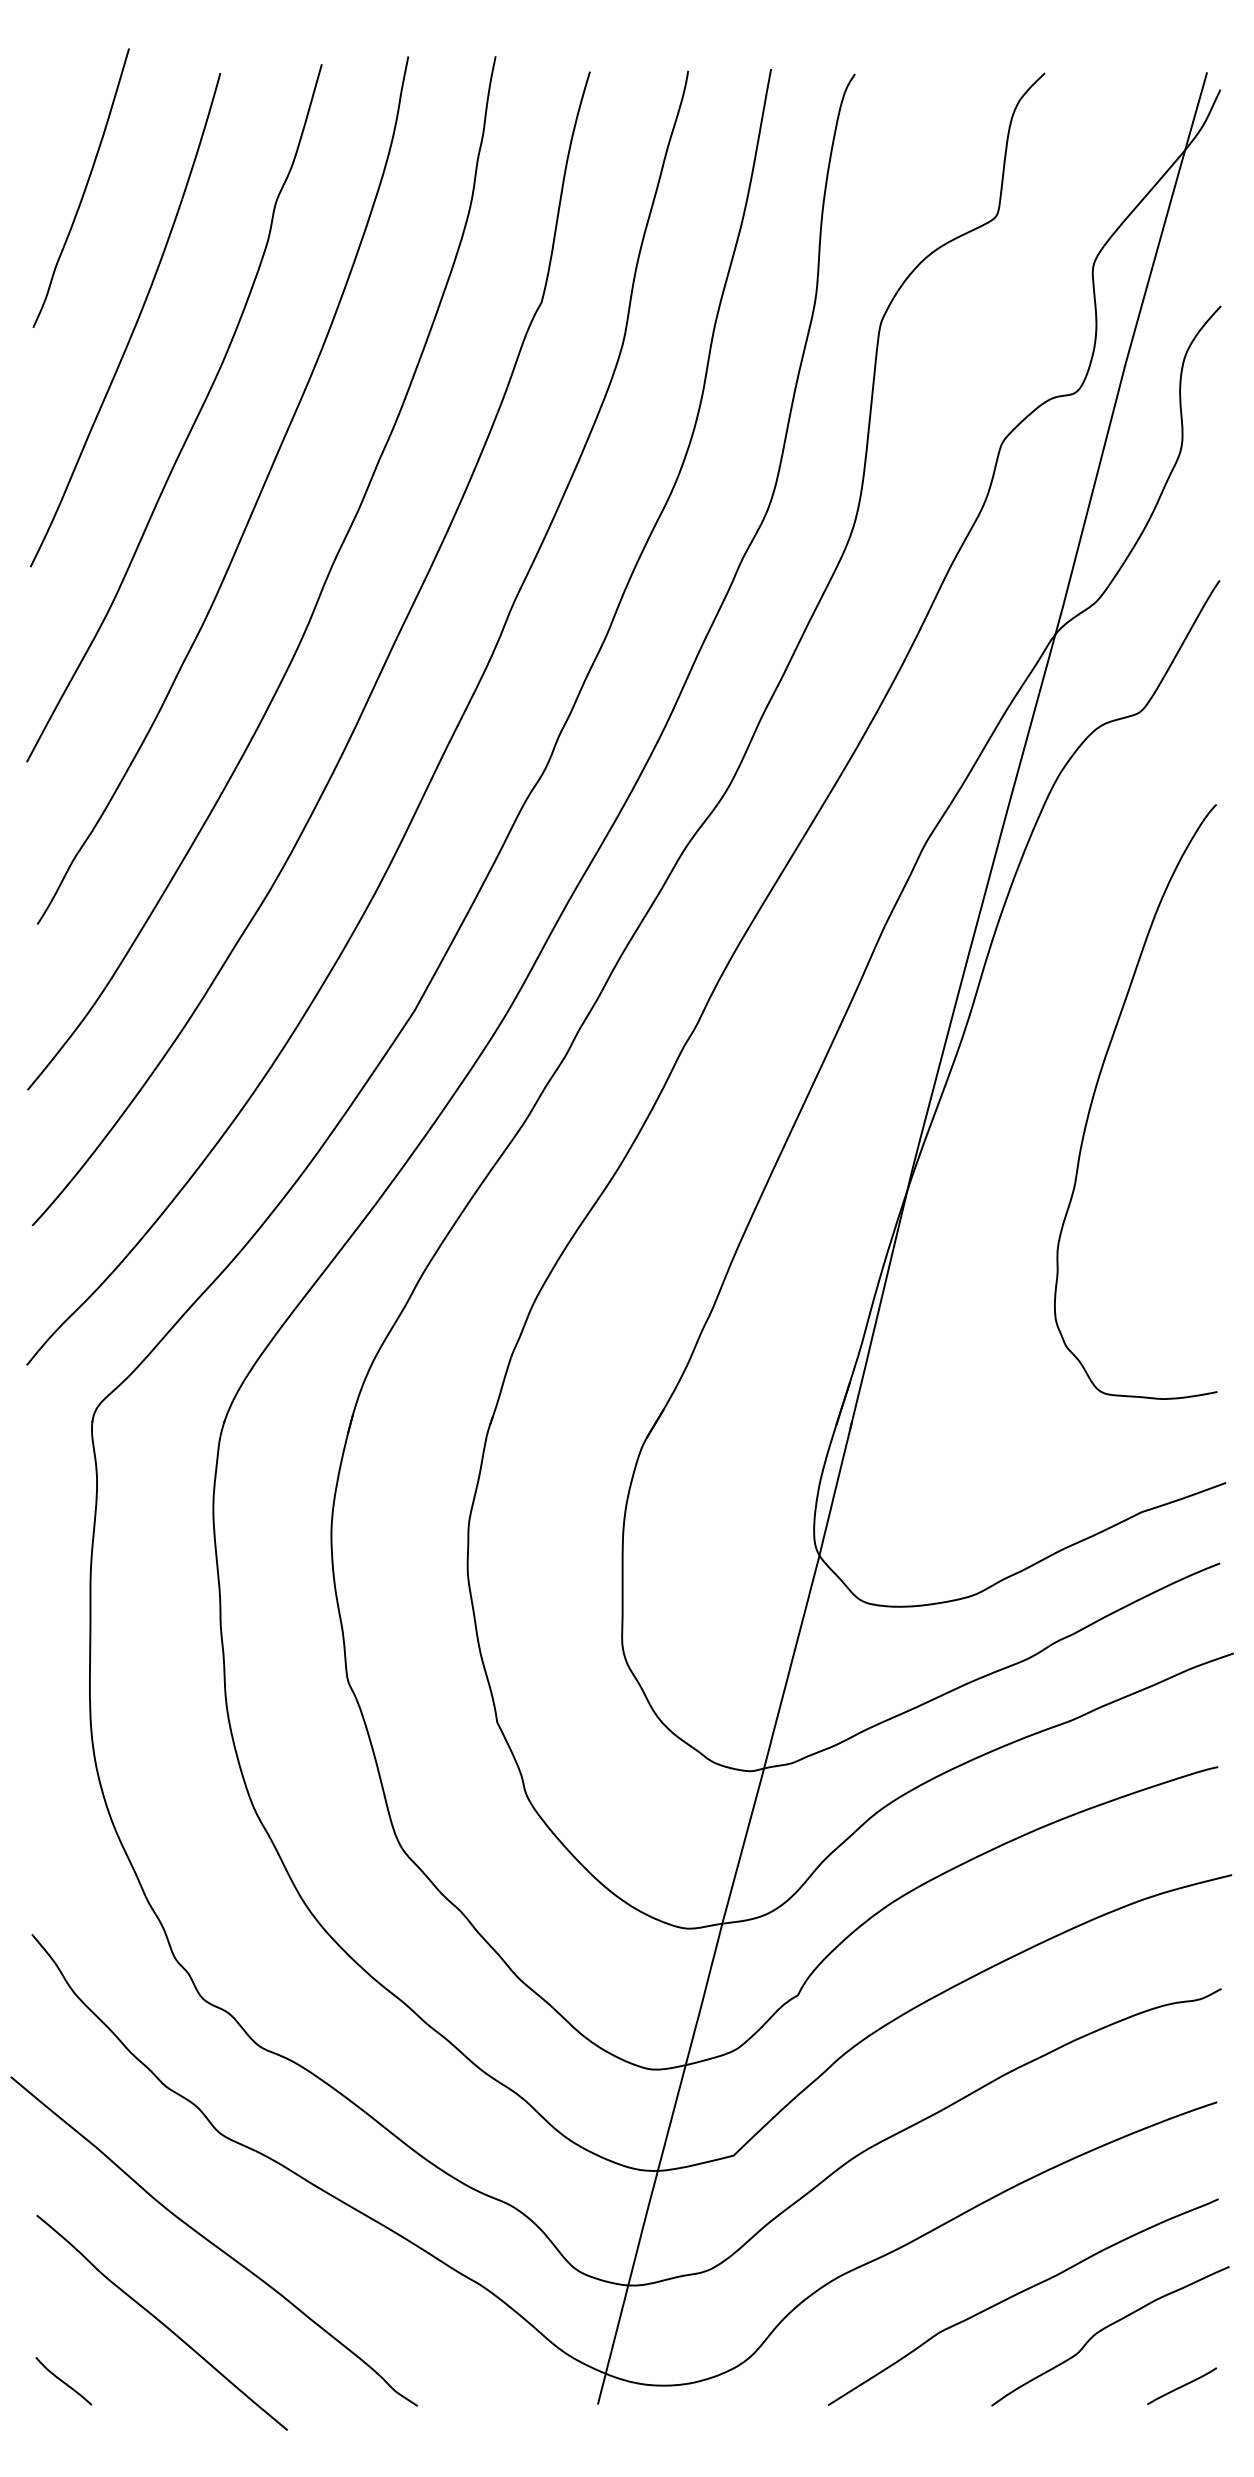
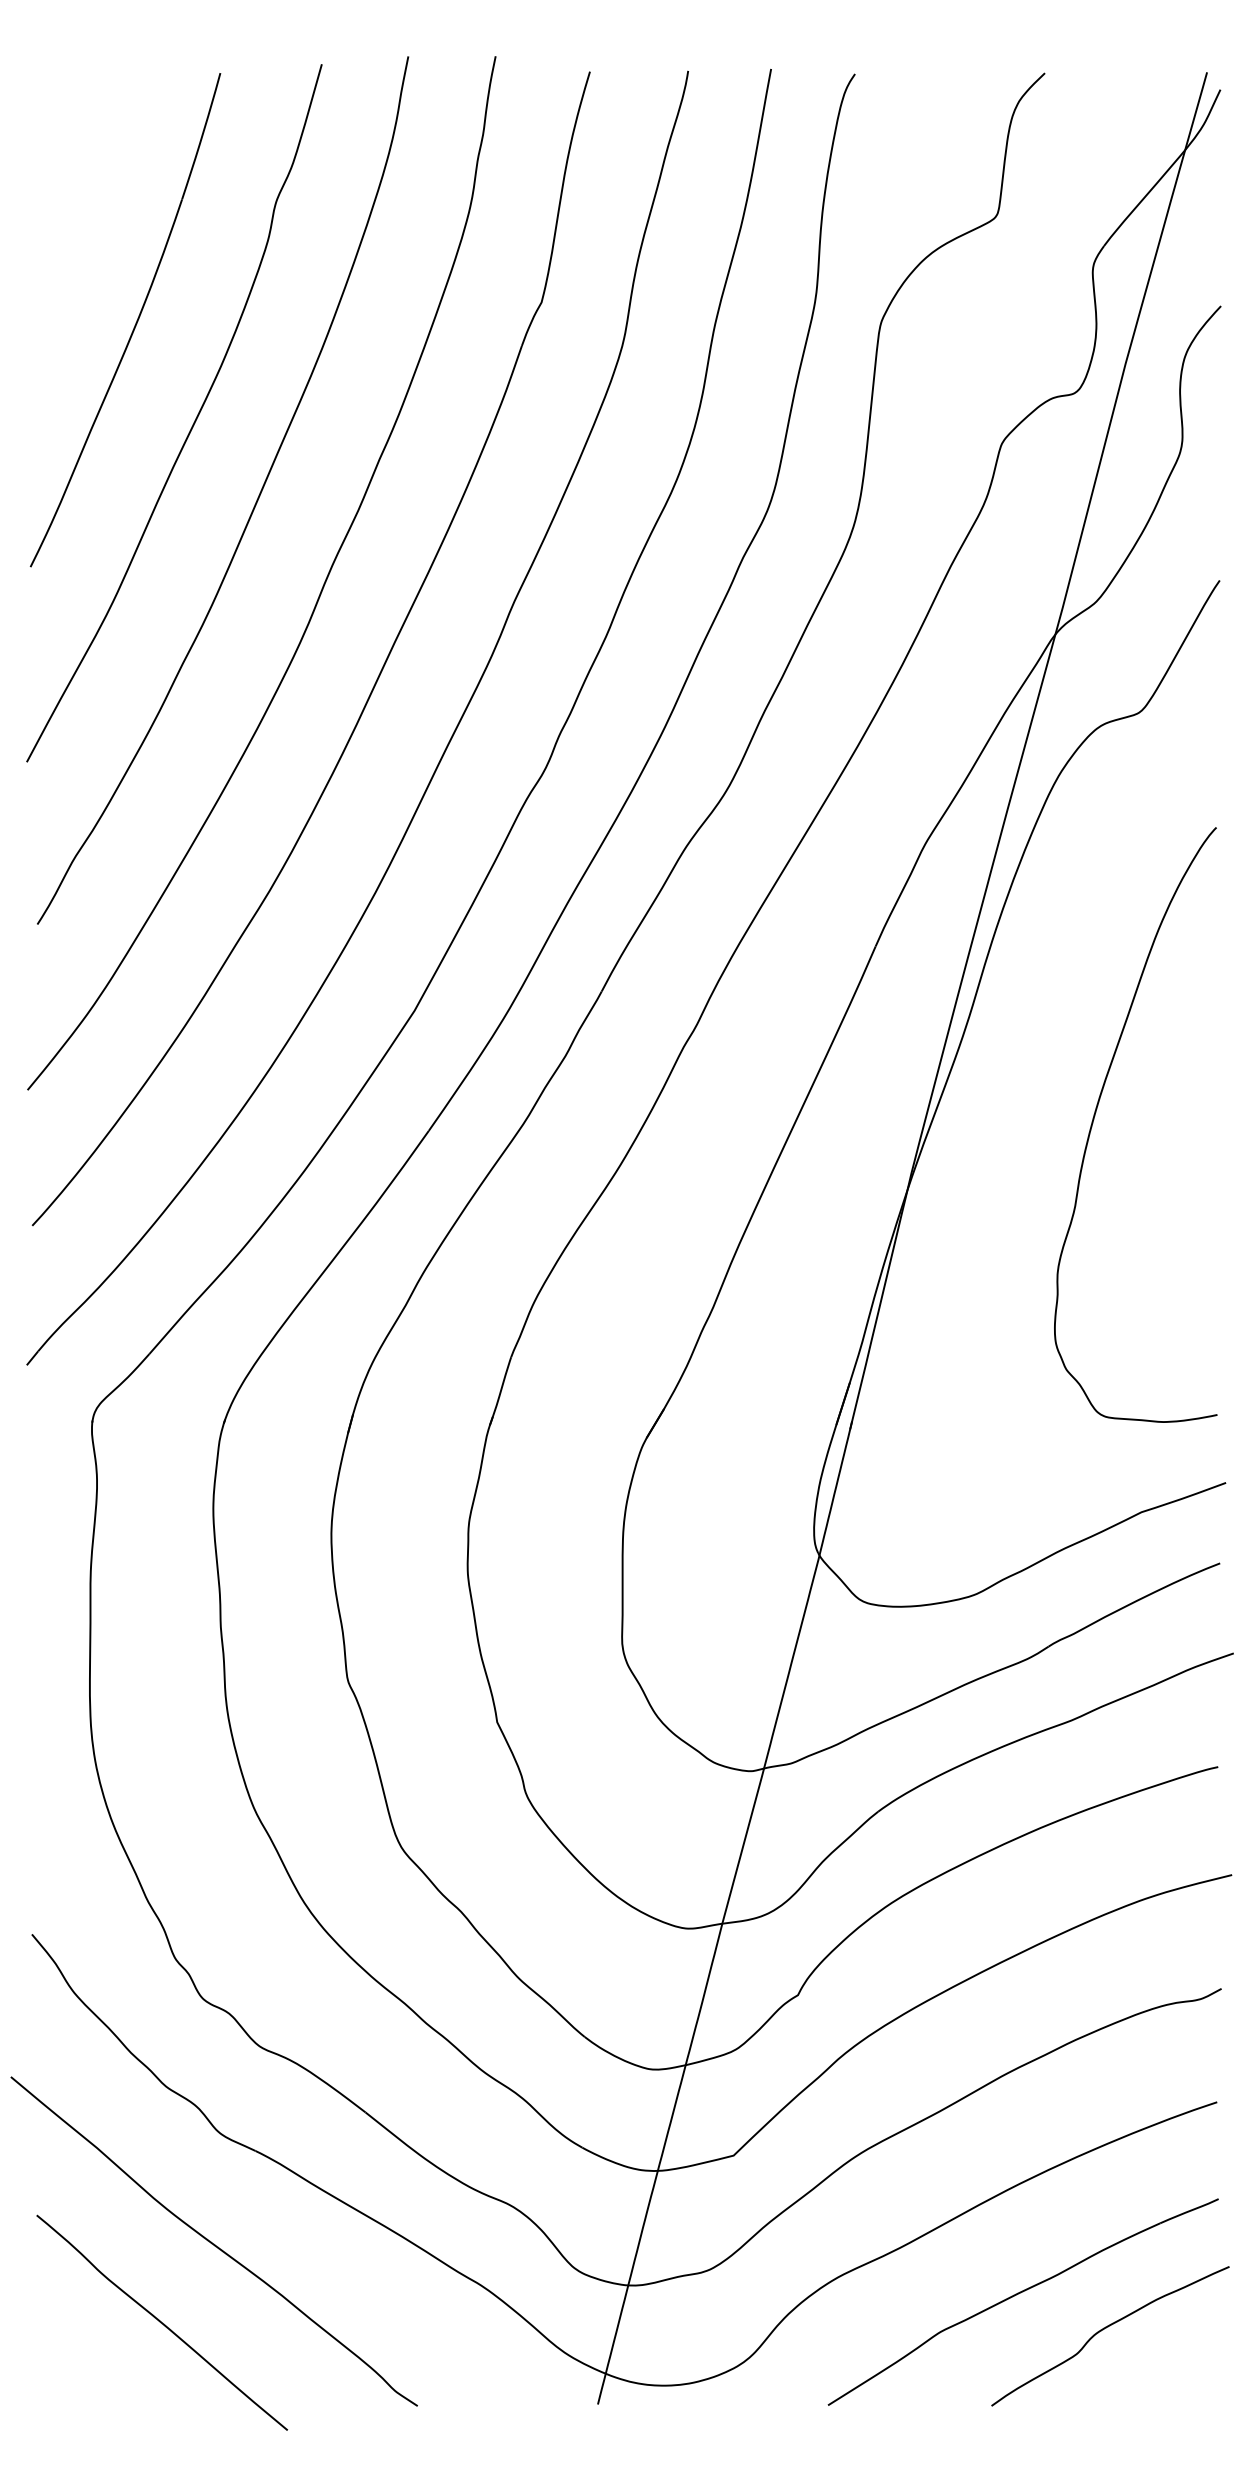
curve: present -> none (84, 188)
curve position: (1095, 1093) -> (1095, 1116) (1095, 1116)
curve: present -> none (63, 2381)
line: present -> none (1182, 2385)
